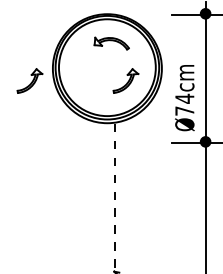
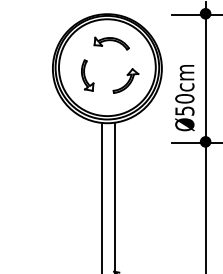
part: none -> present (87, 75)
part: present -> none (29, 80)
text: Ø74cm -> Ø50cm (184, 104)
line: none -> present (102, 196)
line: dashed -> solid (114, 198)
